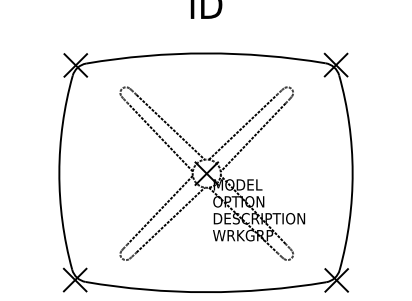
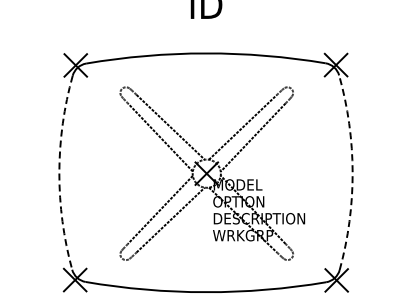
arc: solid -> dashed (59, 172)
arc: solid -> dashed (352, 172)
